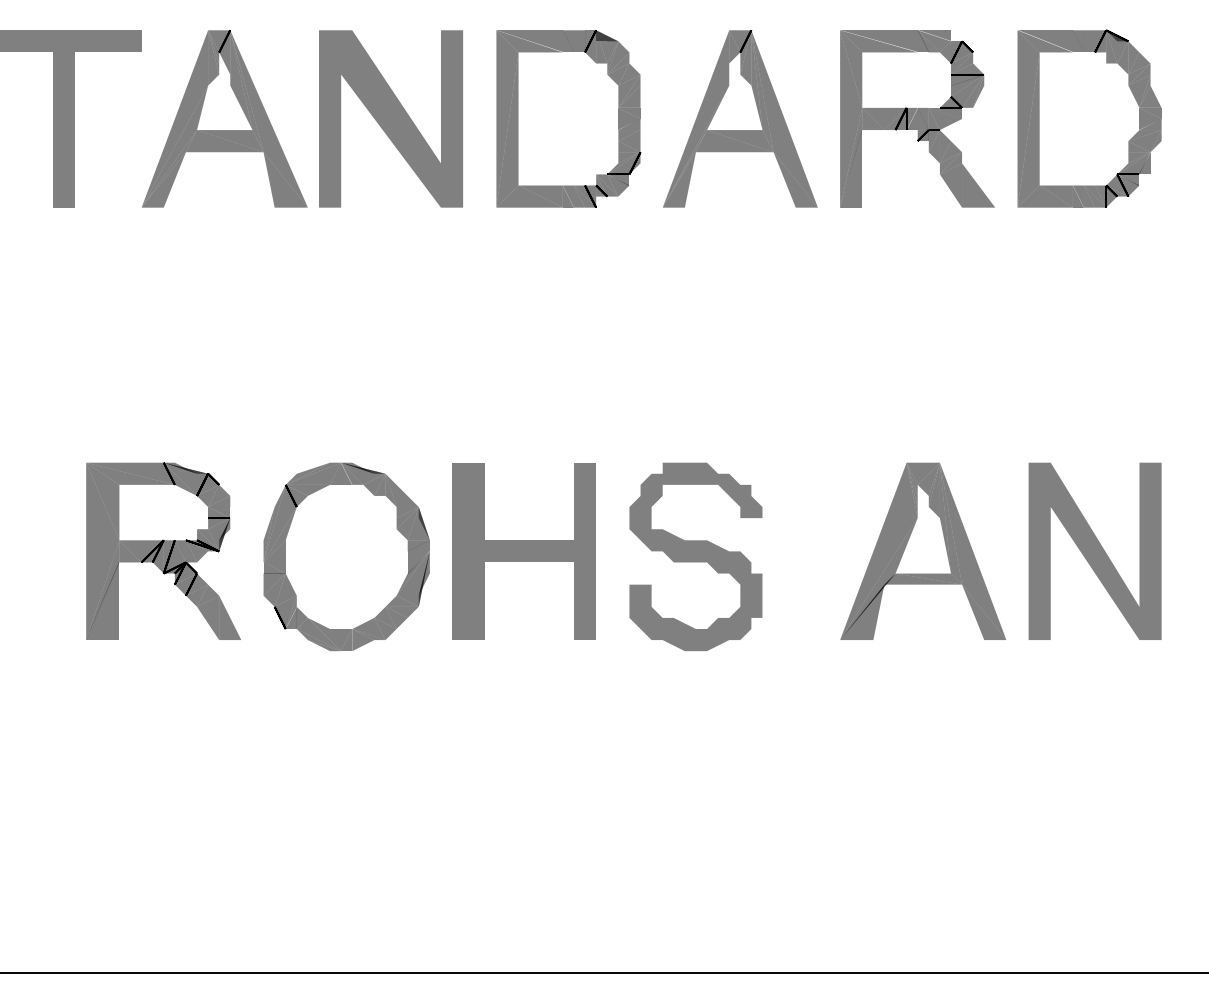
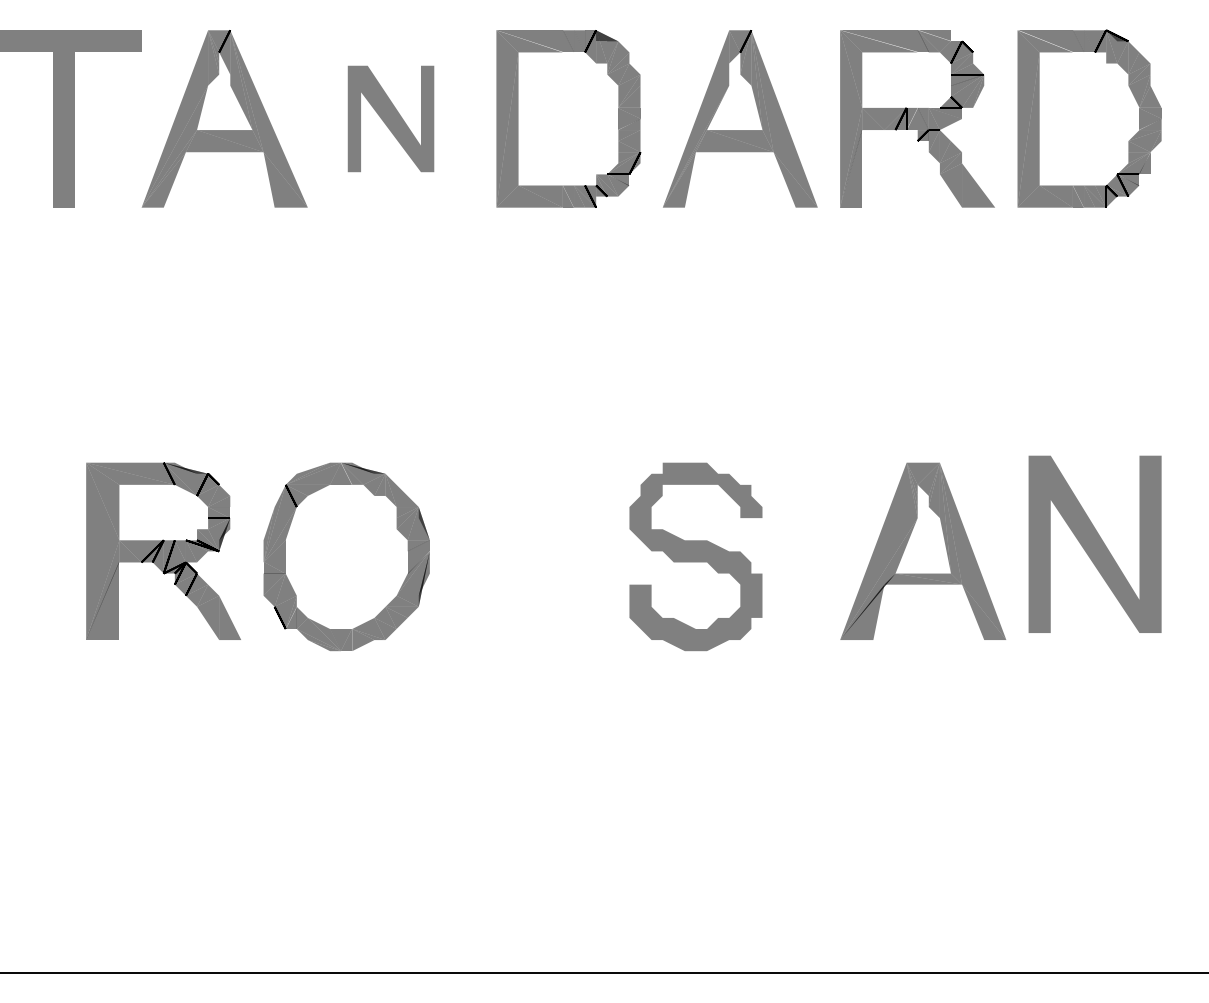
part size: 144x178 px -> 87x106 px (391, 118)
part position: (1094, 550) -> (1094, 543) (1094, 543)
fill: present -> none (524, 551)
